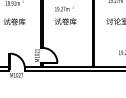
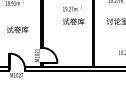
text position: (65, 15) -> (73, 15) (73, 15)
text position: (14, 21) -> (17, 29) (17, 29)
